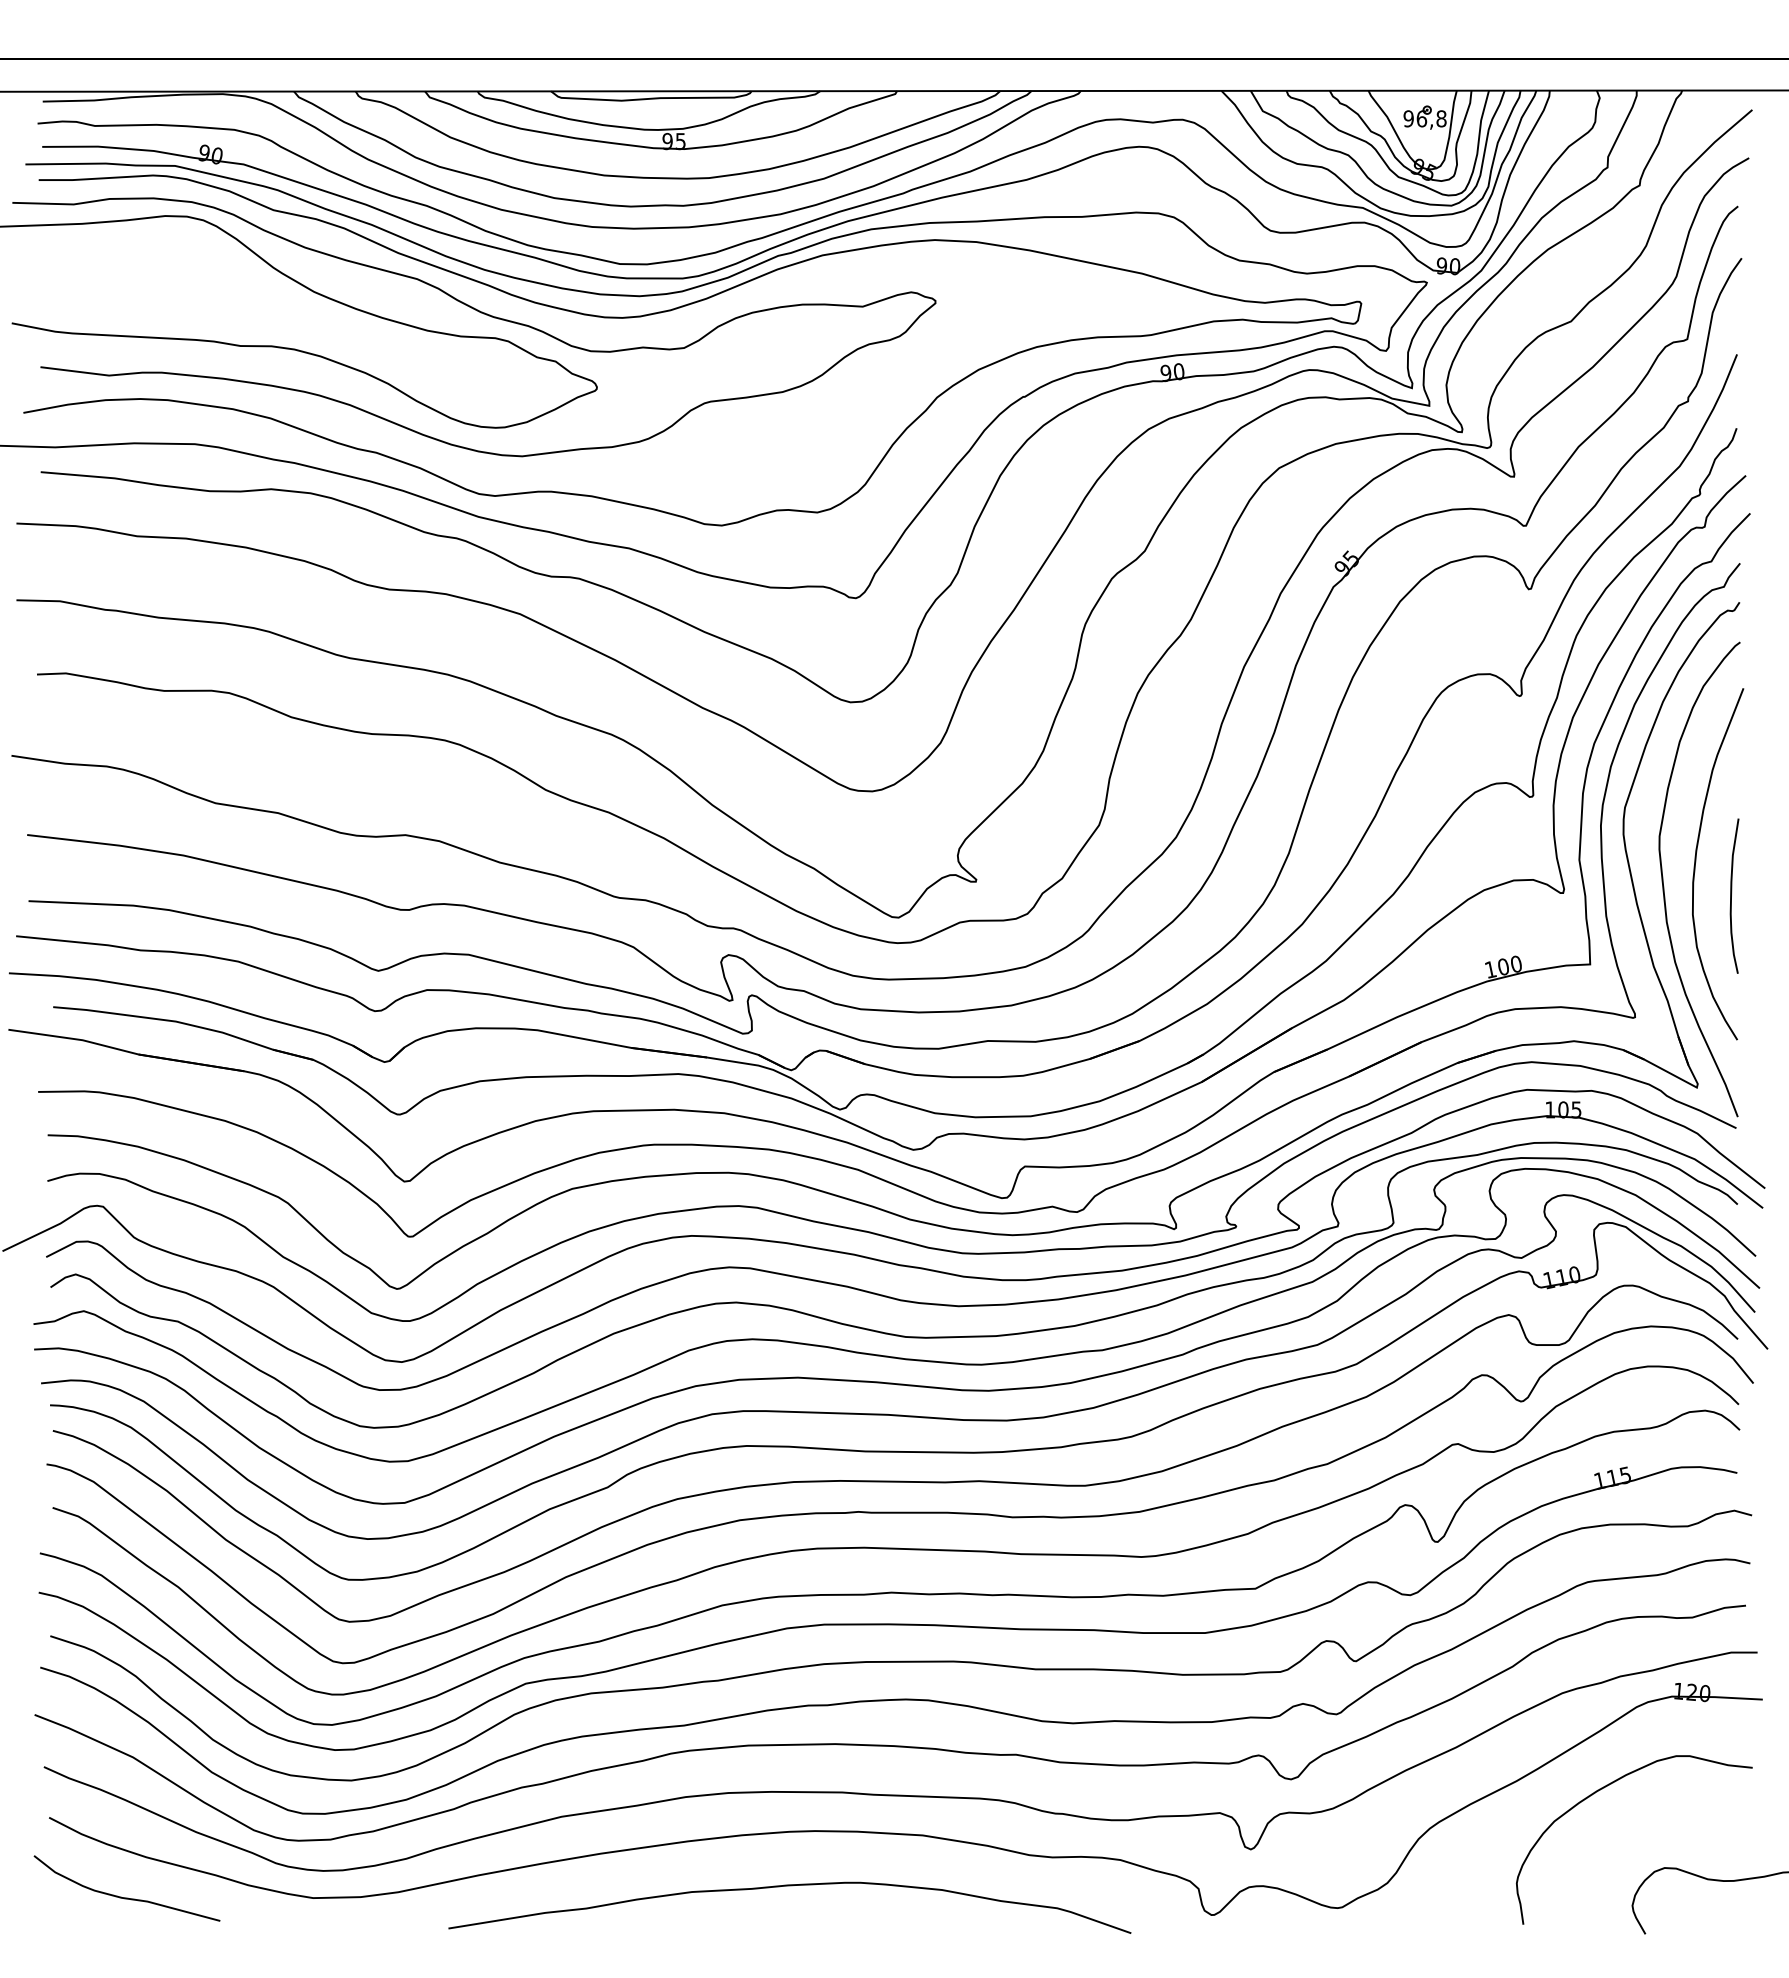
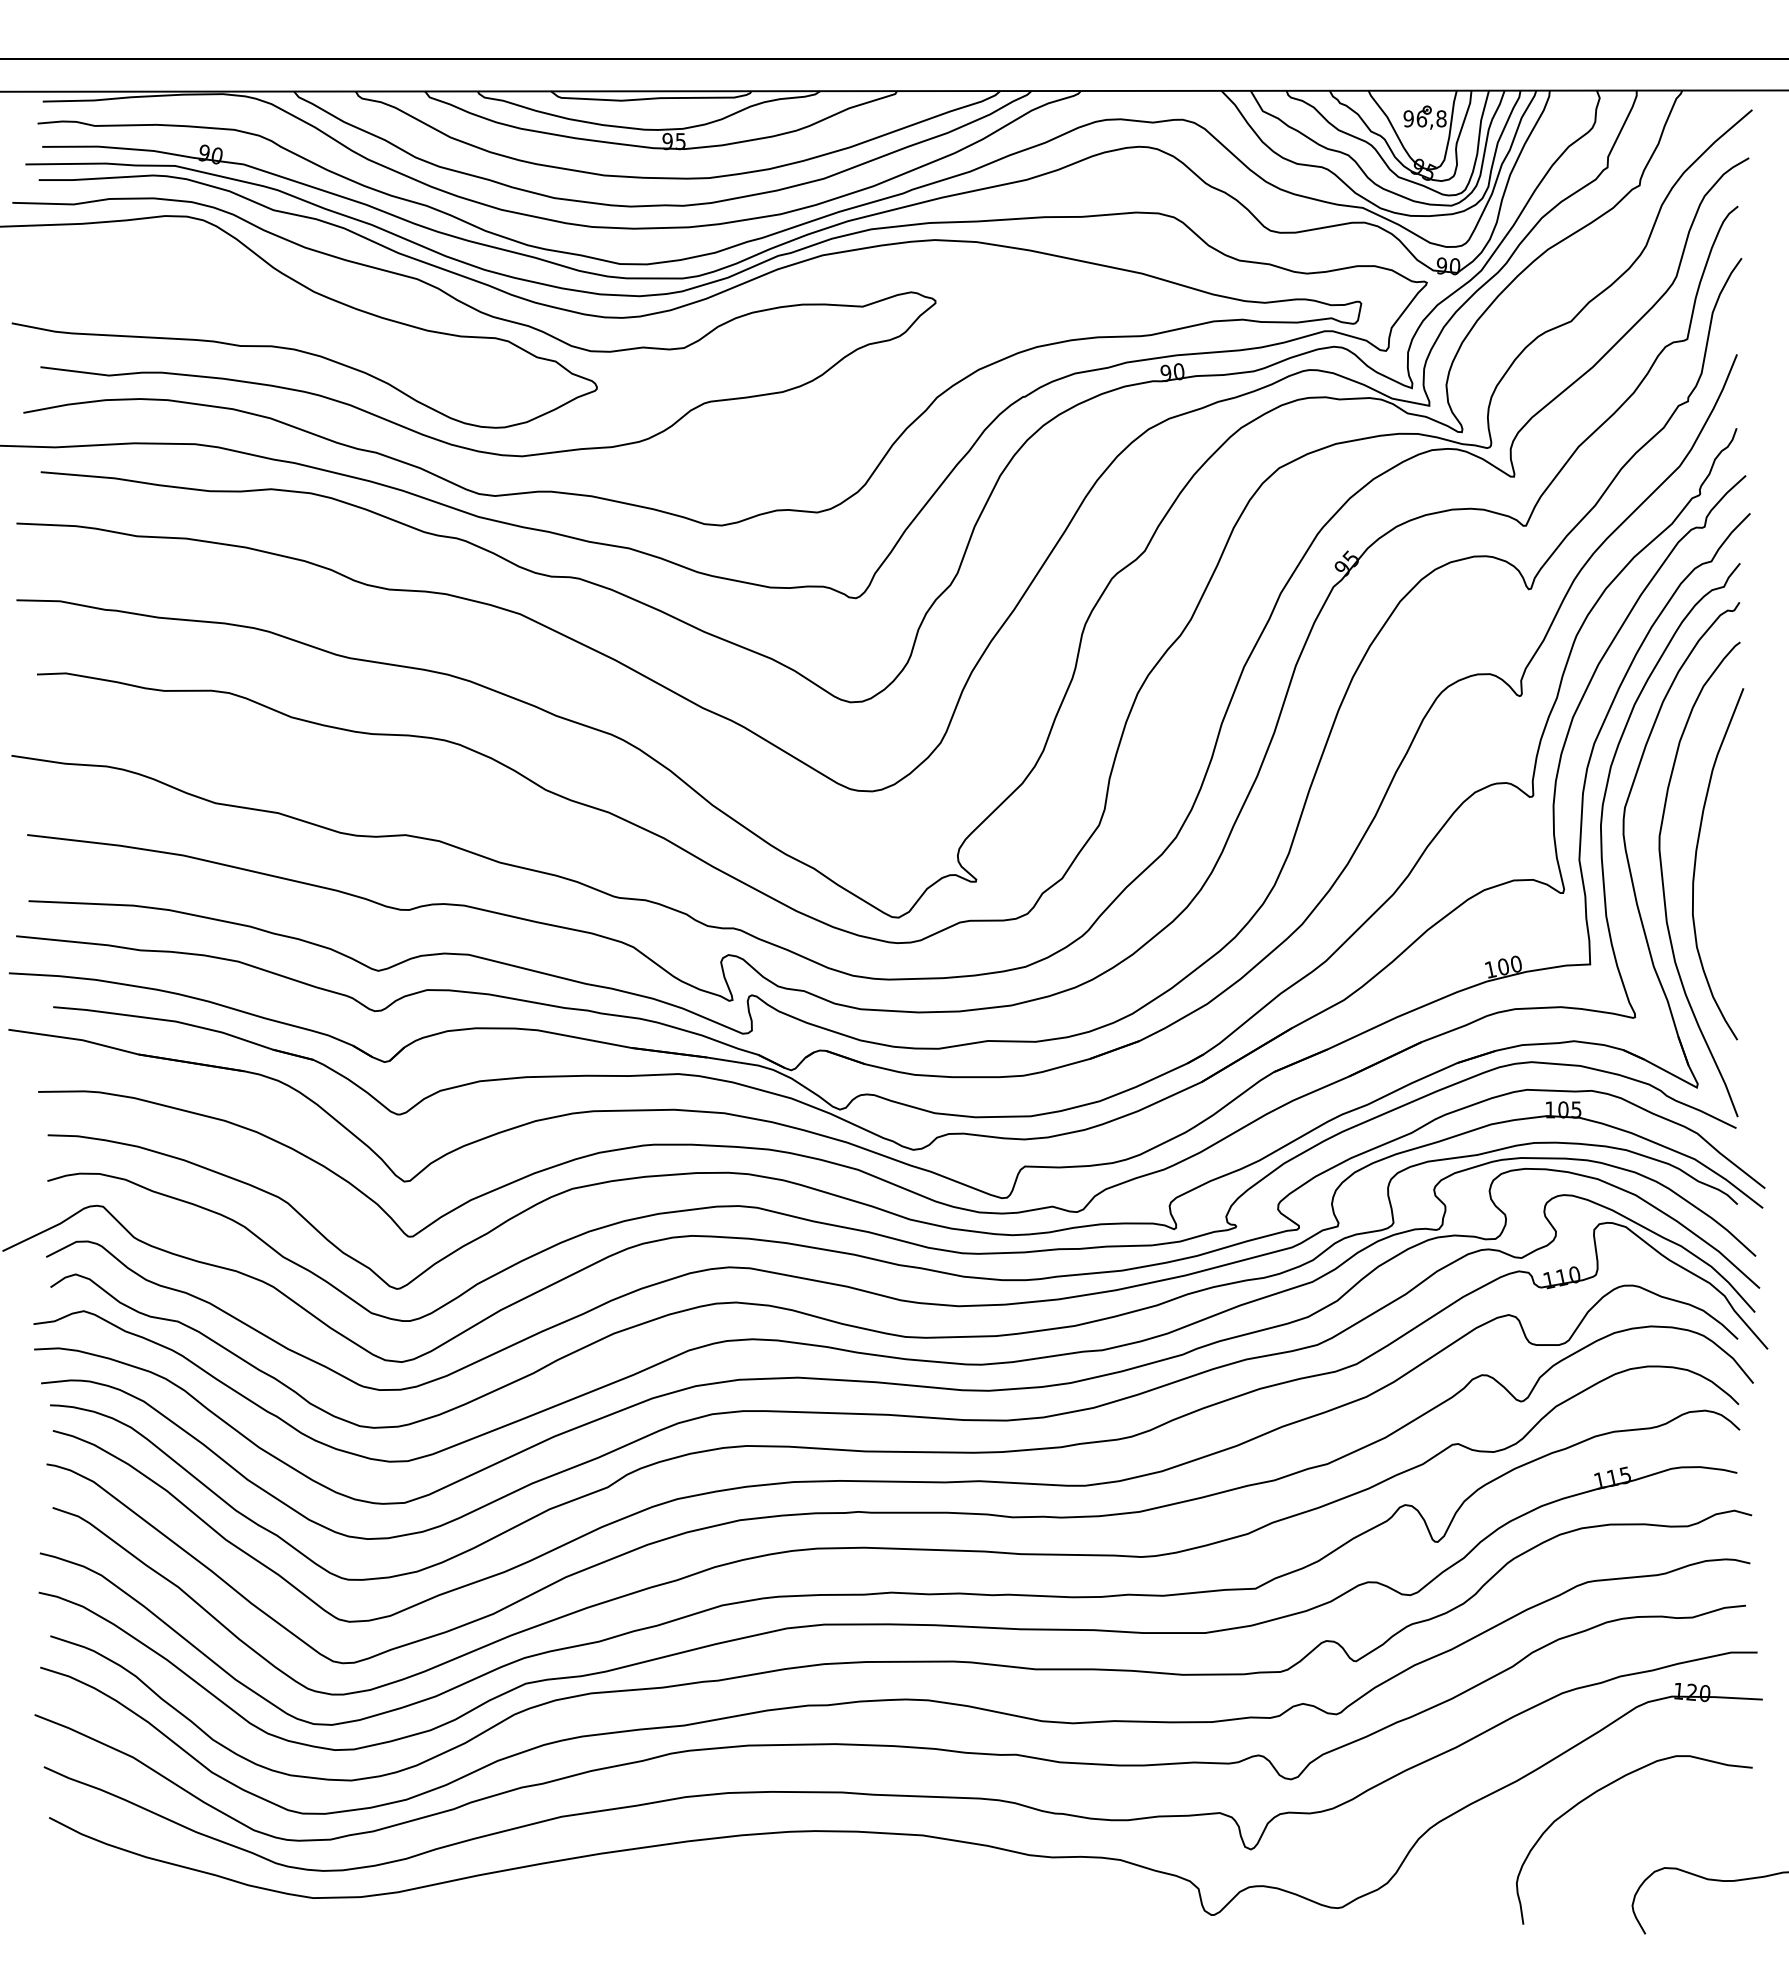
curve: present -> none (1731, 895)
curve: present -> none (789, 1886)
curve: present -> none (126, 1897)
